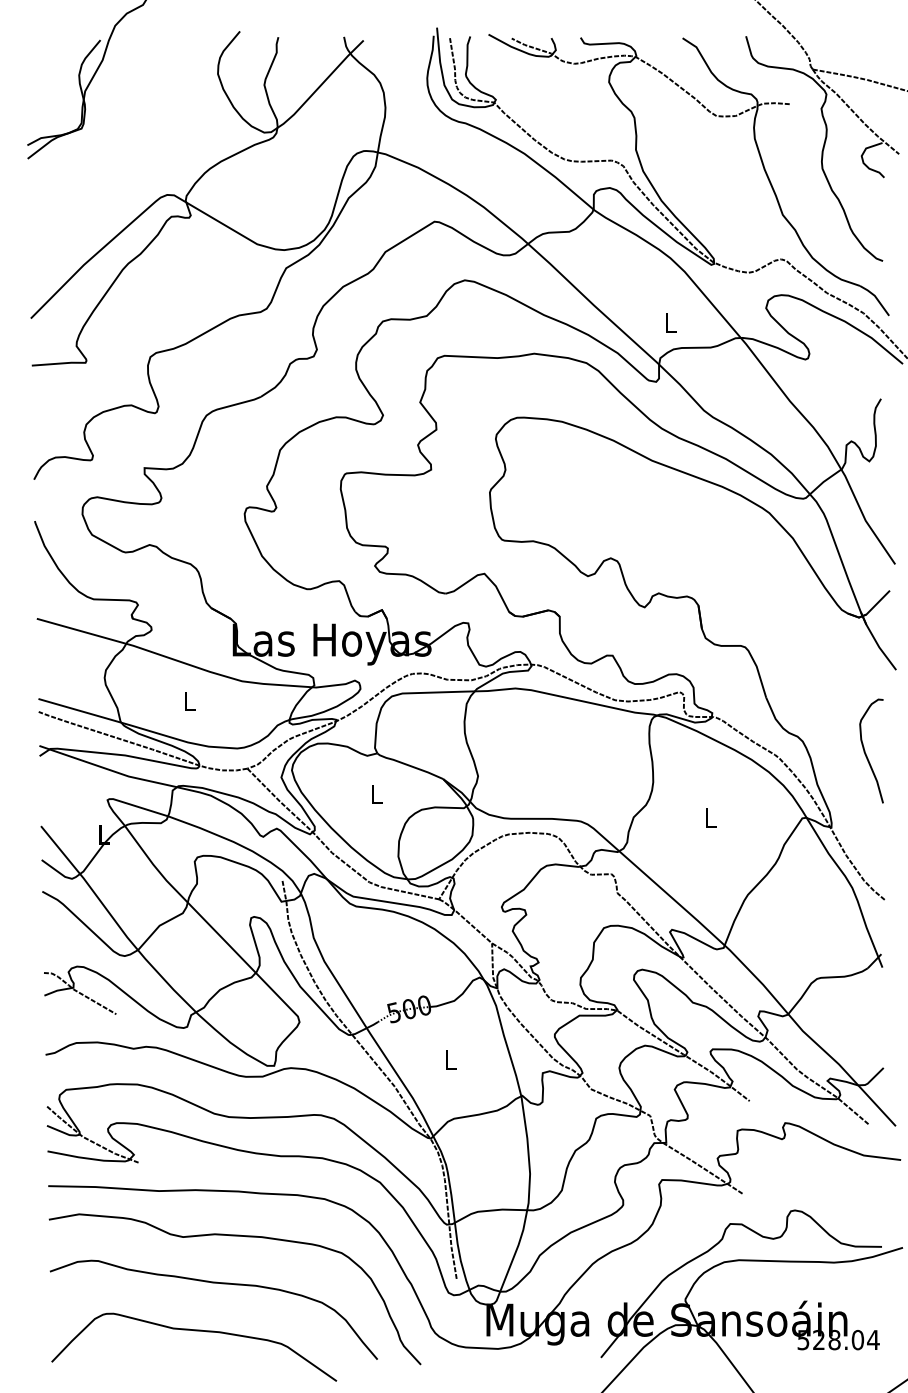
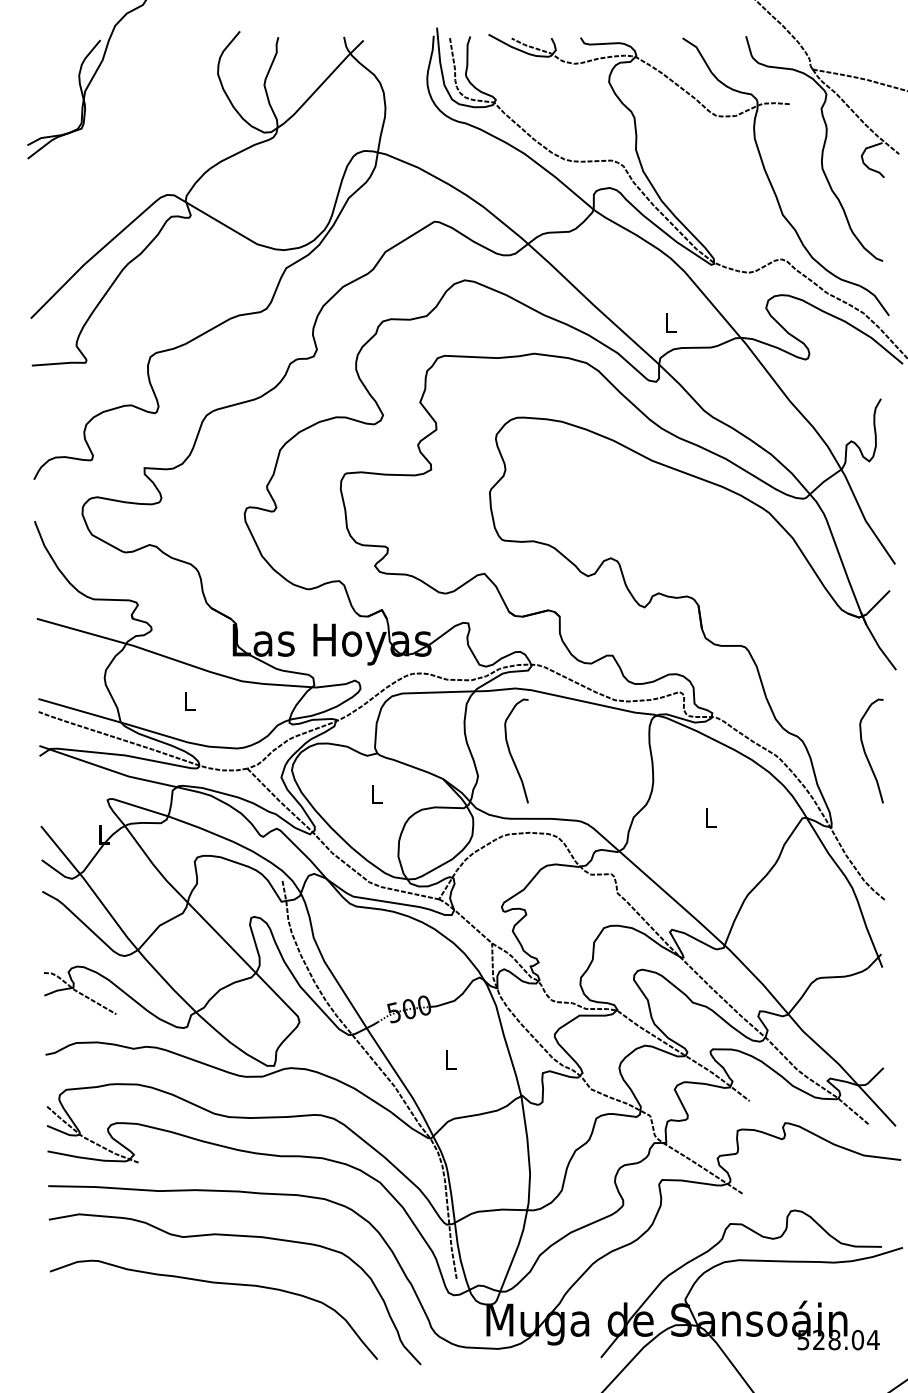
curve: none -> present (511, 753)
curve: present -> none (194, 1331)
